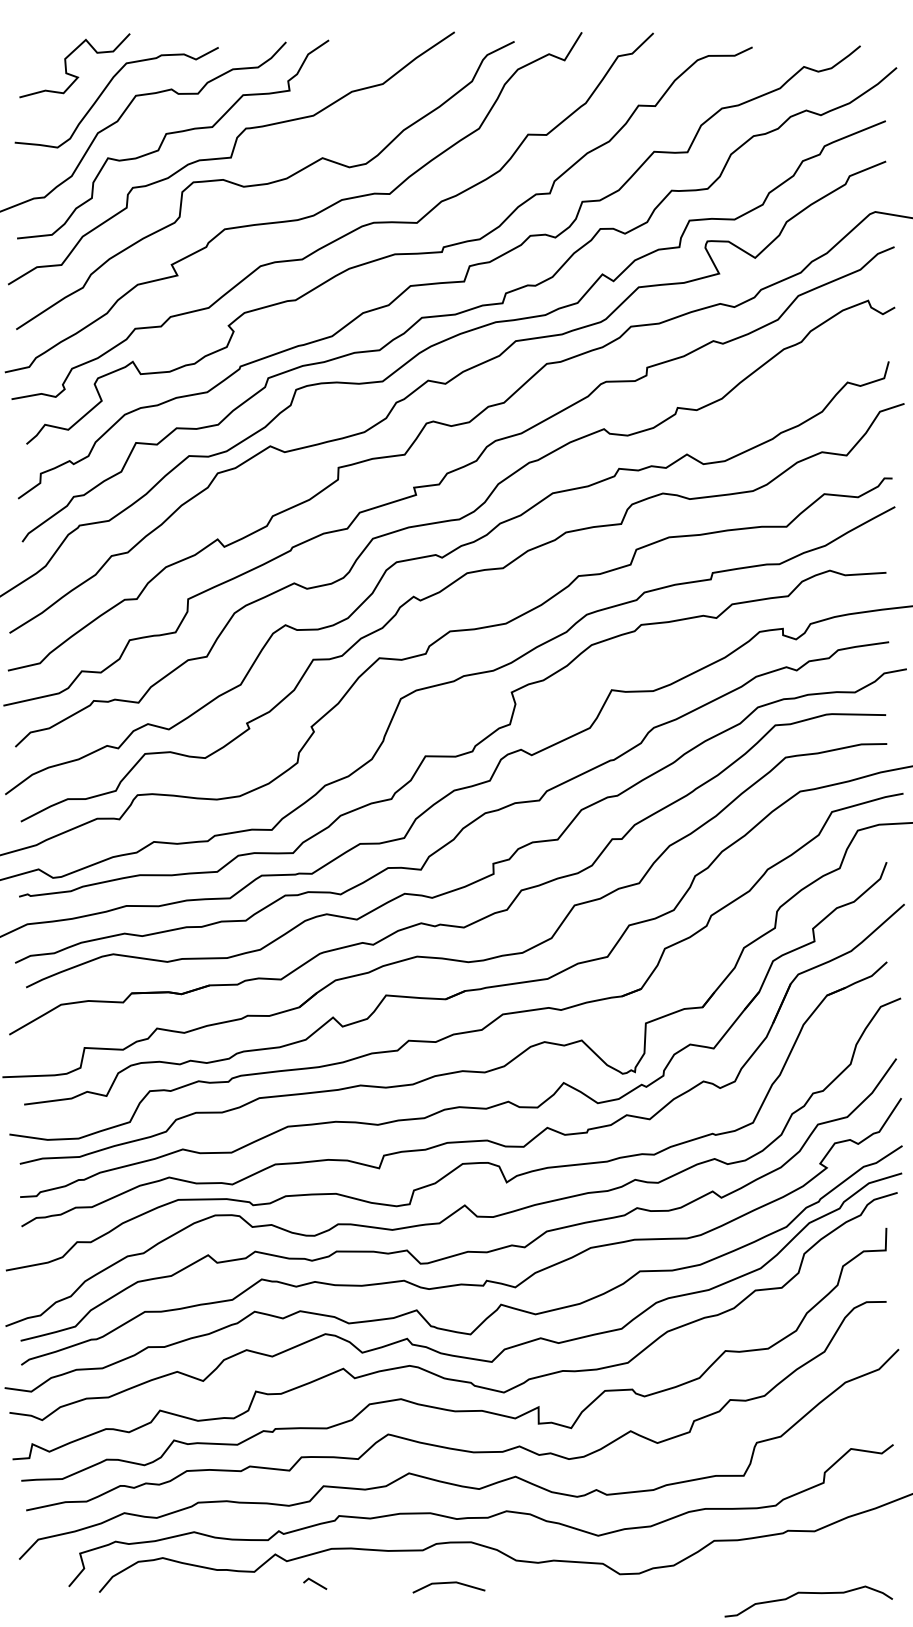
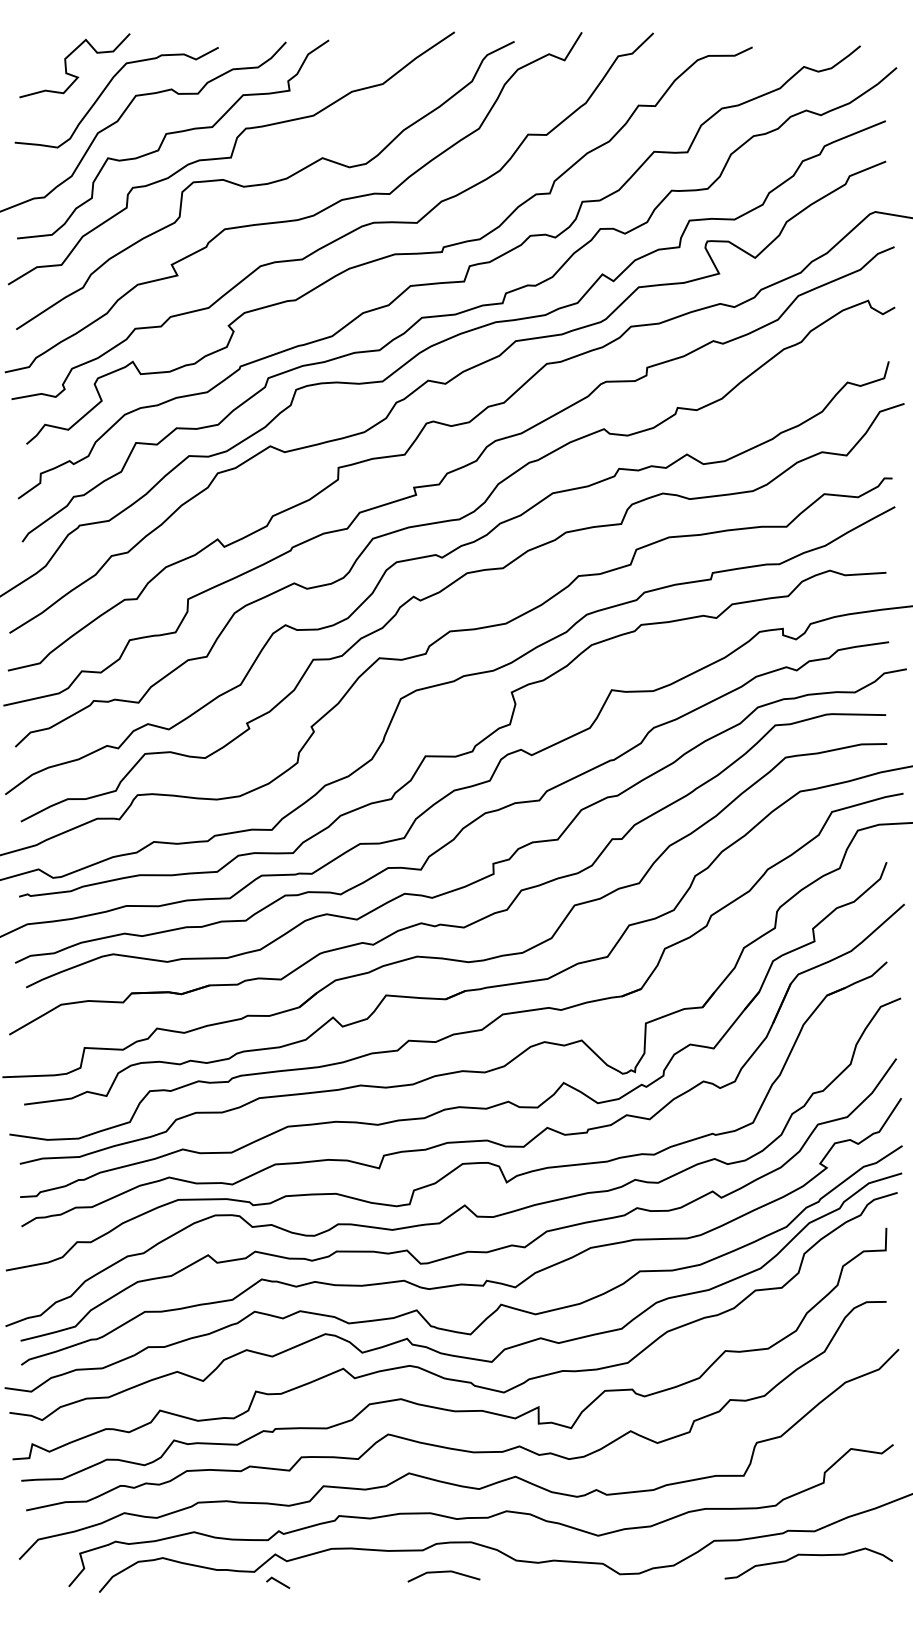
line position: (315, 1583) -> (278, 1582) (278, 1582)
line position: (448, 1583) -> (443, 1572) (443, 1572)
curve position: (808, 1593) -> (808, 1555) (808, 1555)
